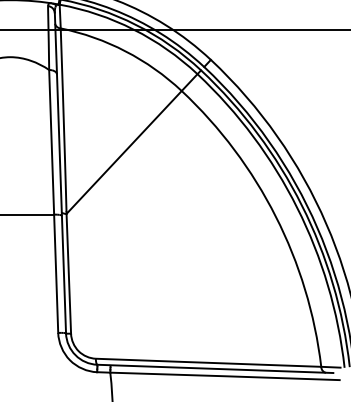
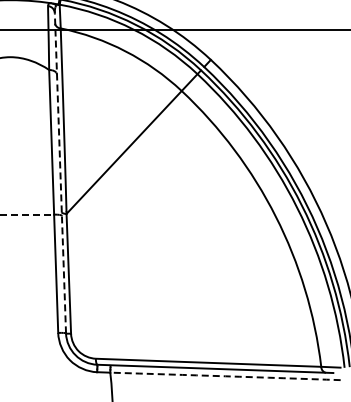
line: solid -> dashed (60, 172)
line: solid -> dashed (27, 214)
arc: solid -> dashed (225, 376)
